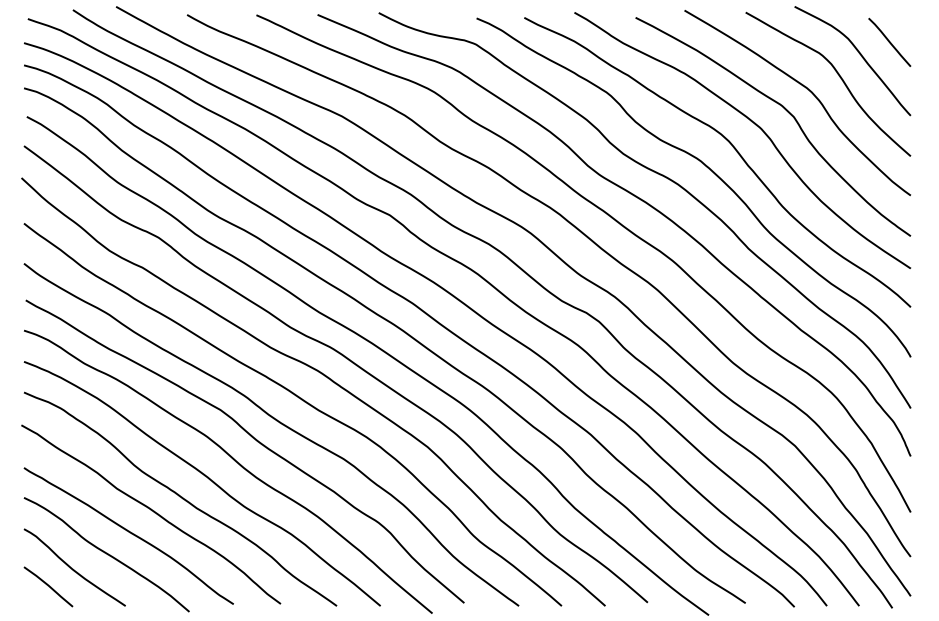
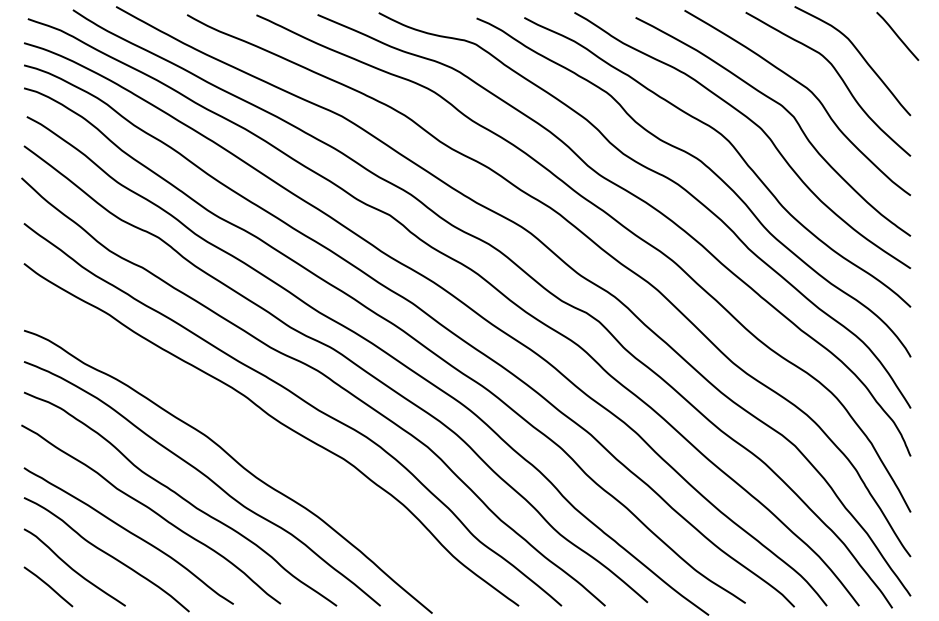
line position: (889, 41) -> (897, 35) (897, 35)
curve: present -> none (252, 438)
